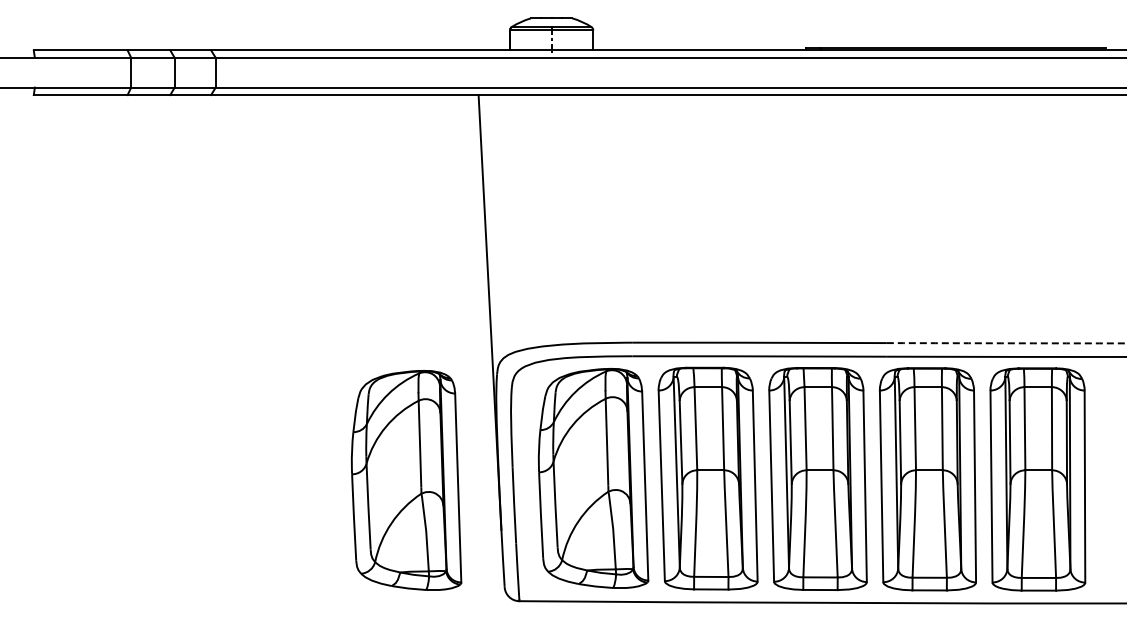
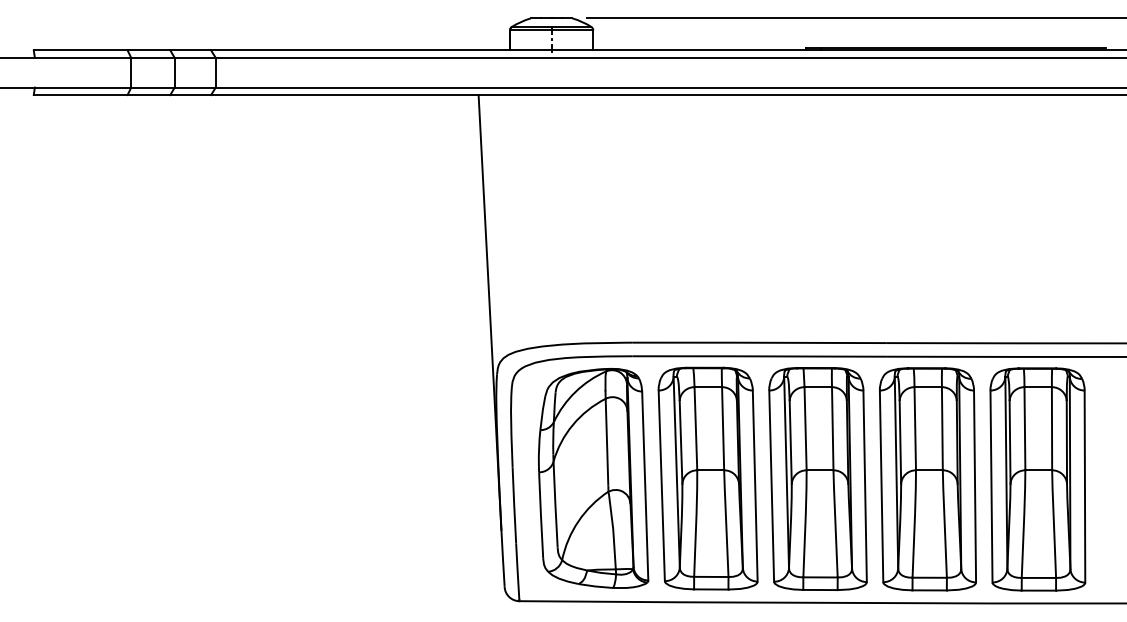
line: none -> present (855, 18)
arc: dashed -> solid (1007, 343)
part: present -> none (406, 480)
